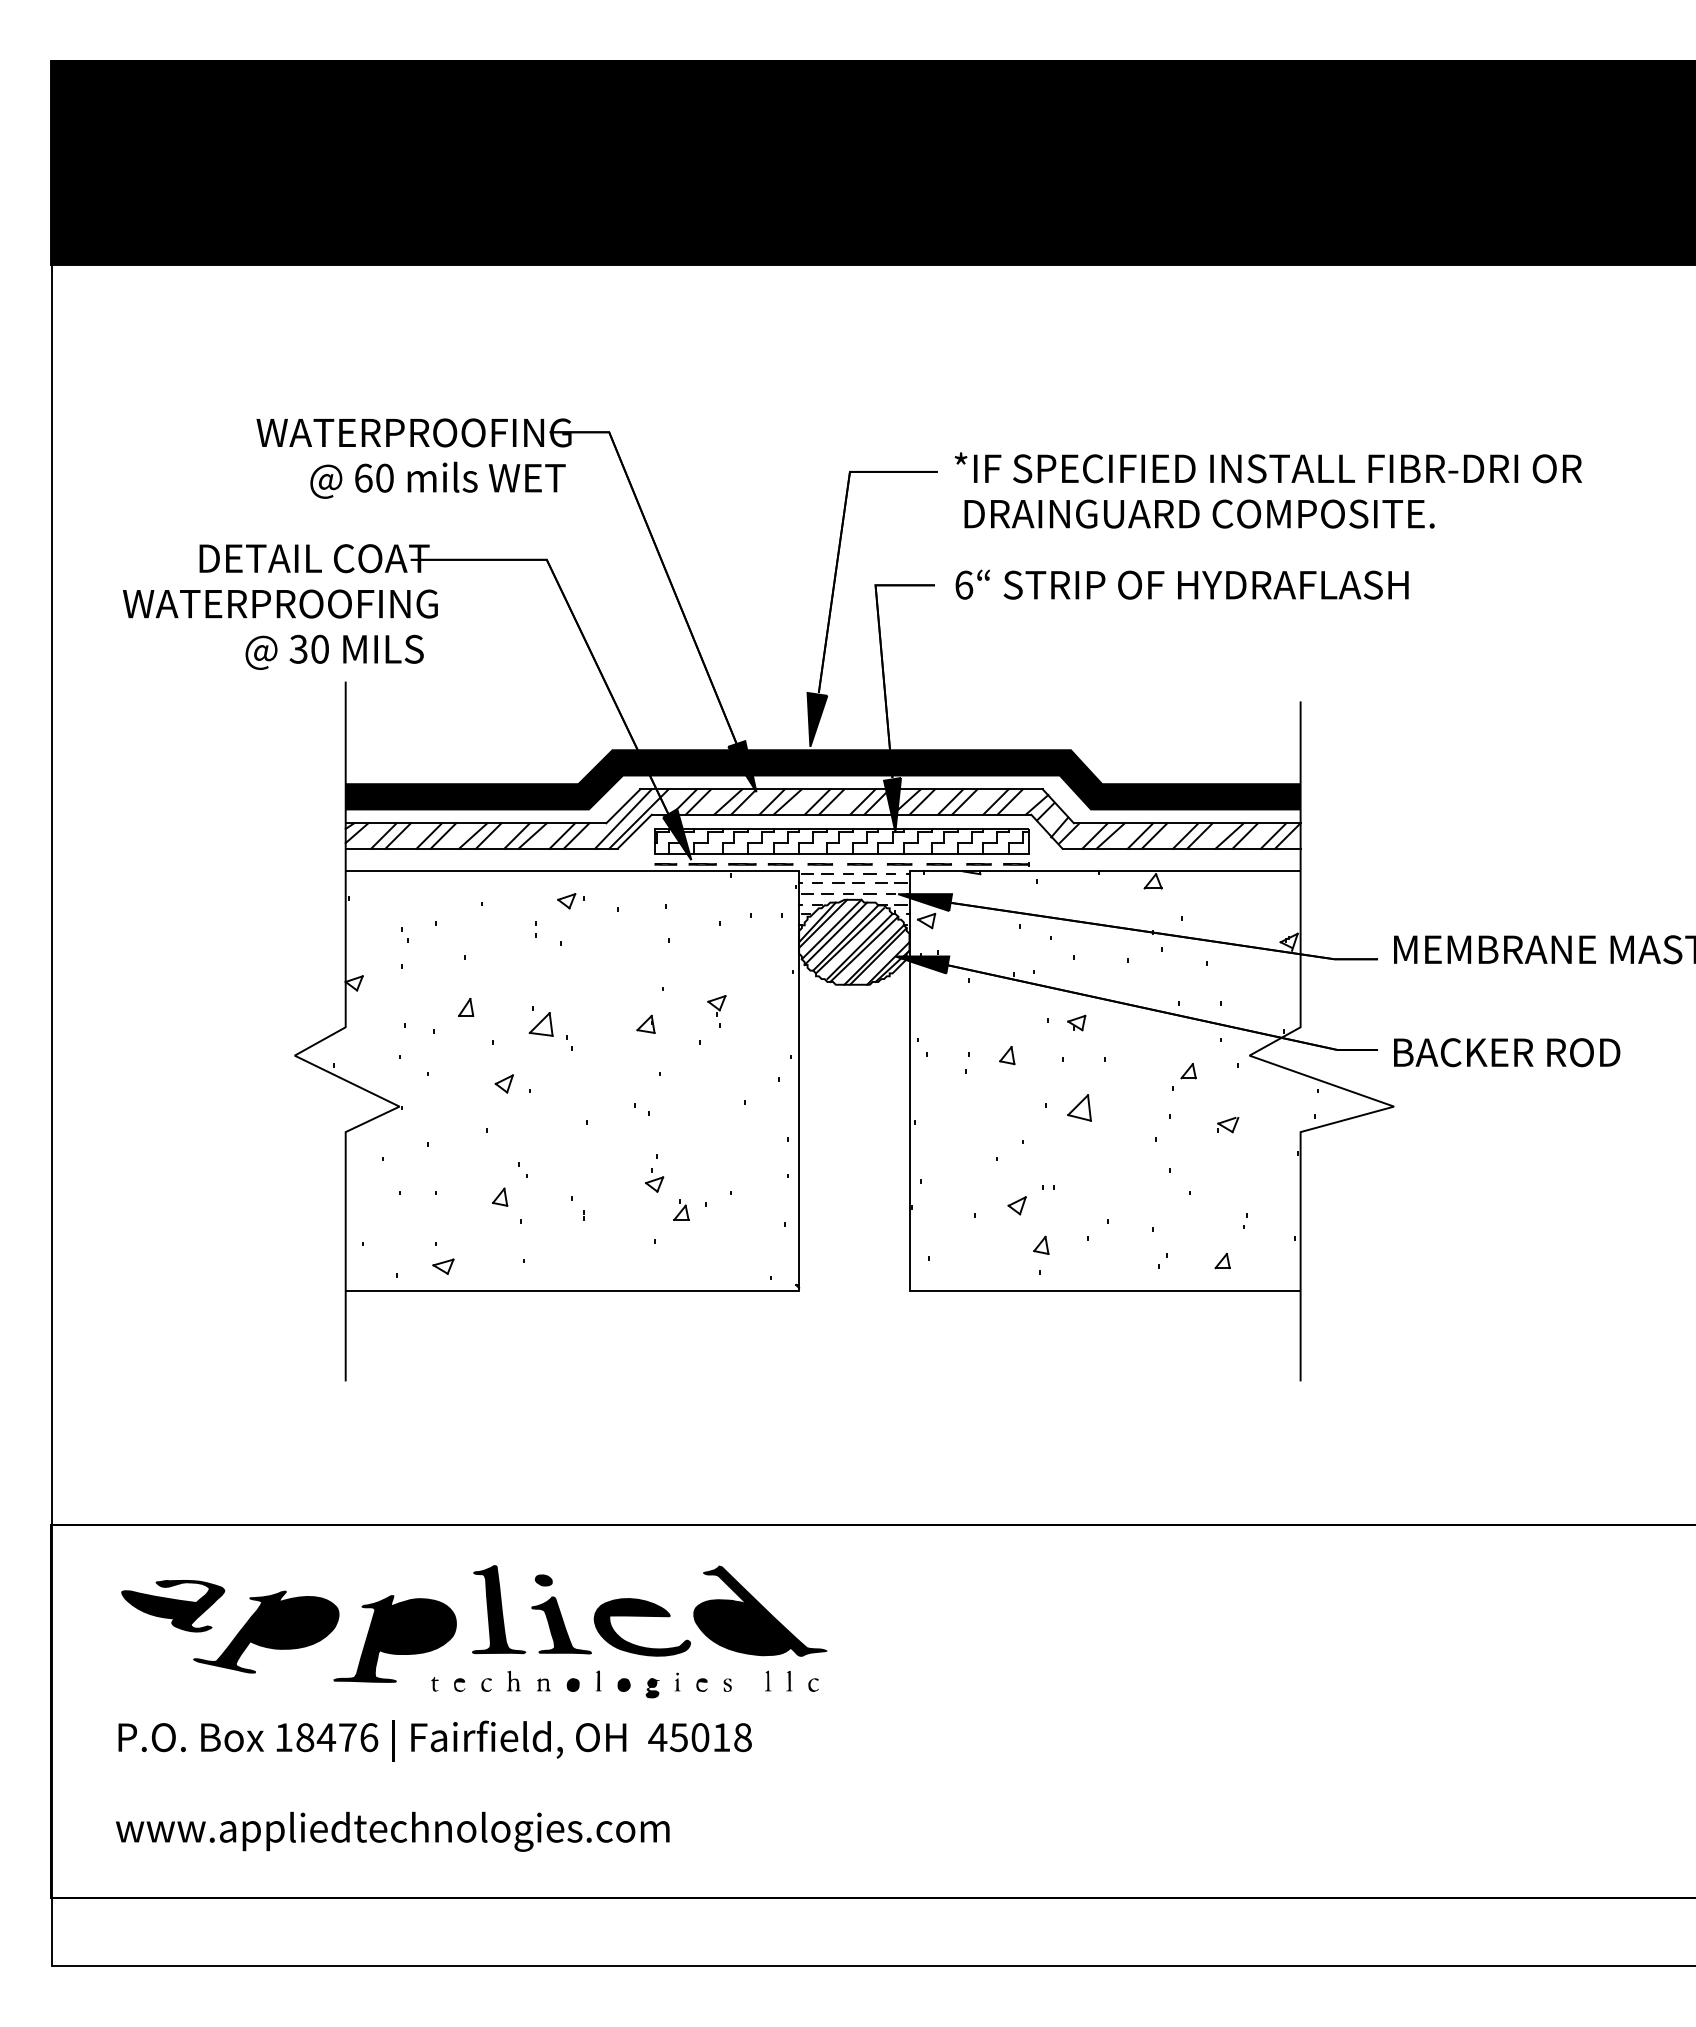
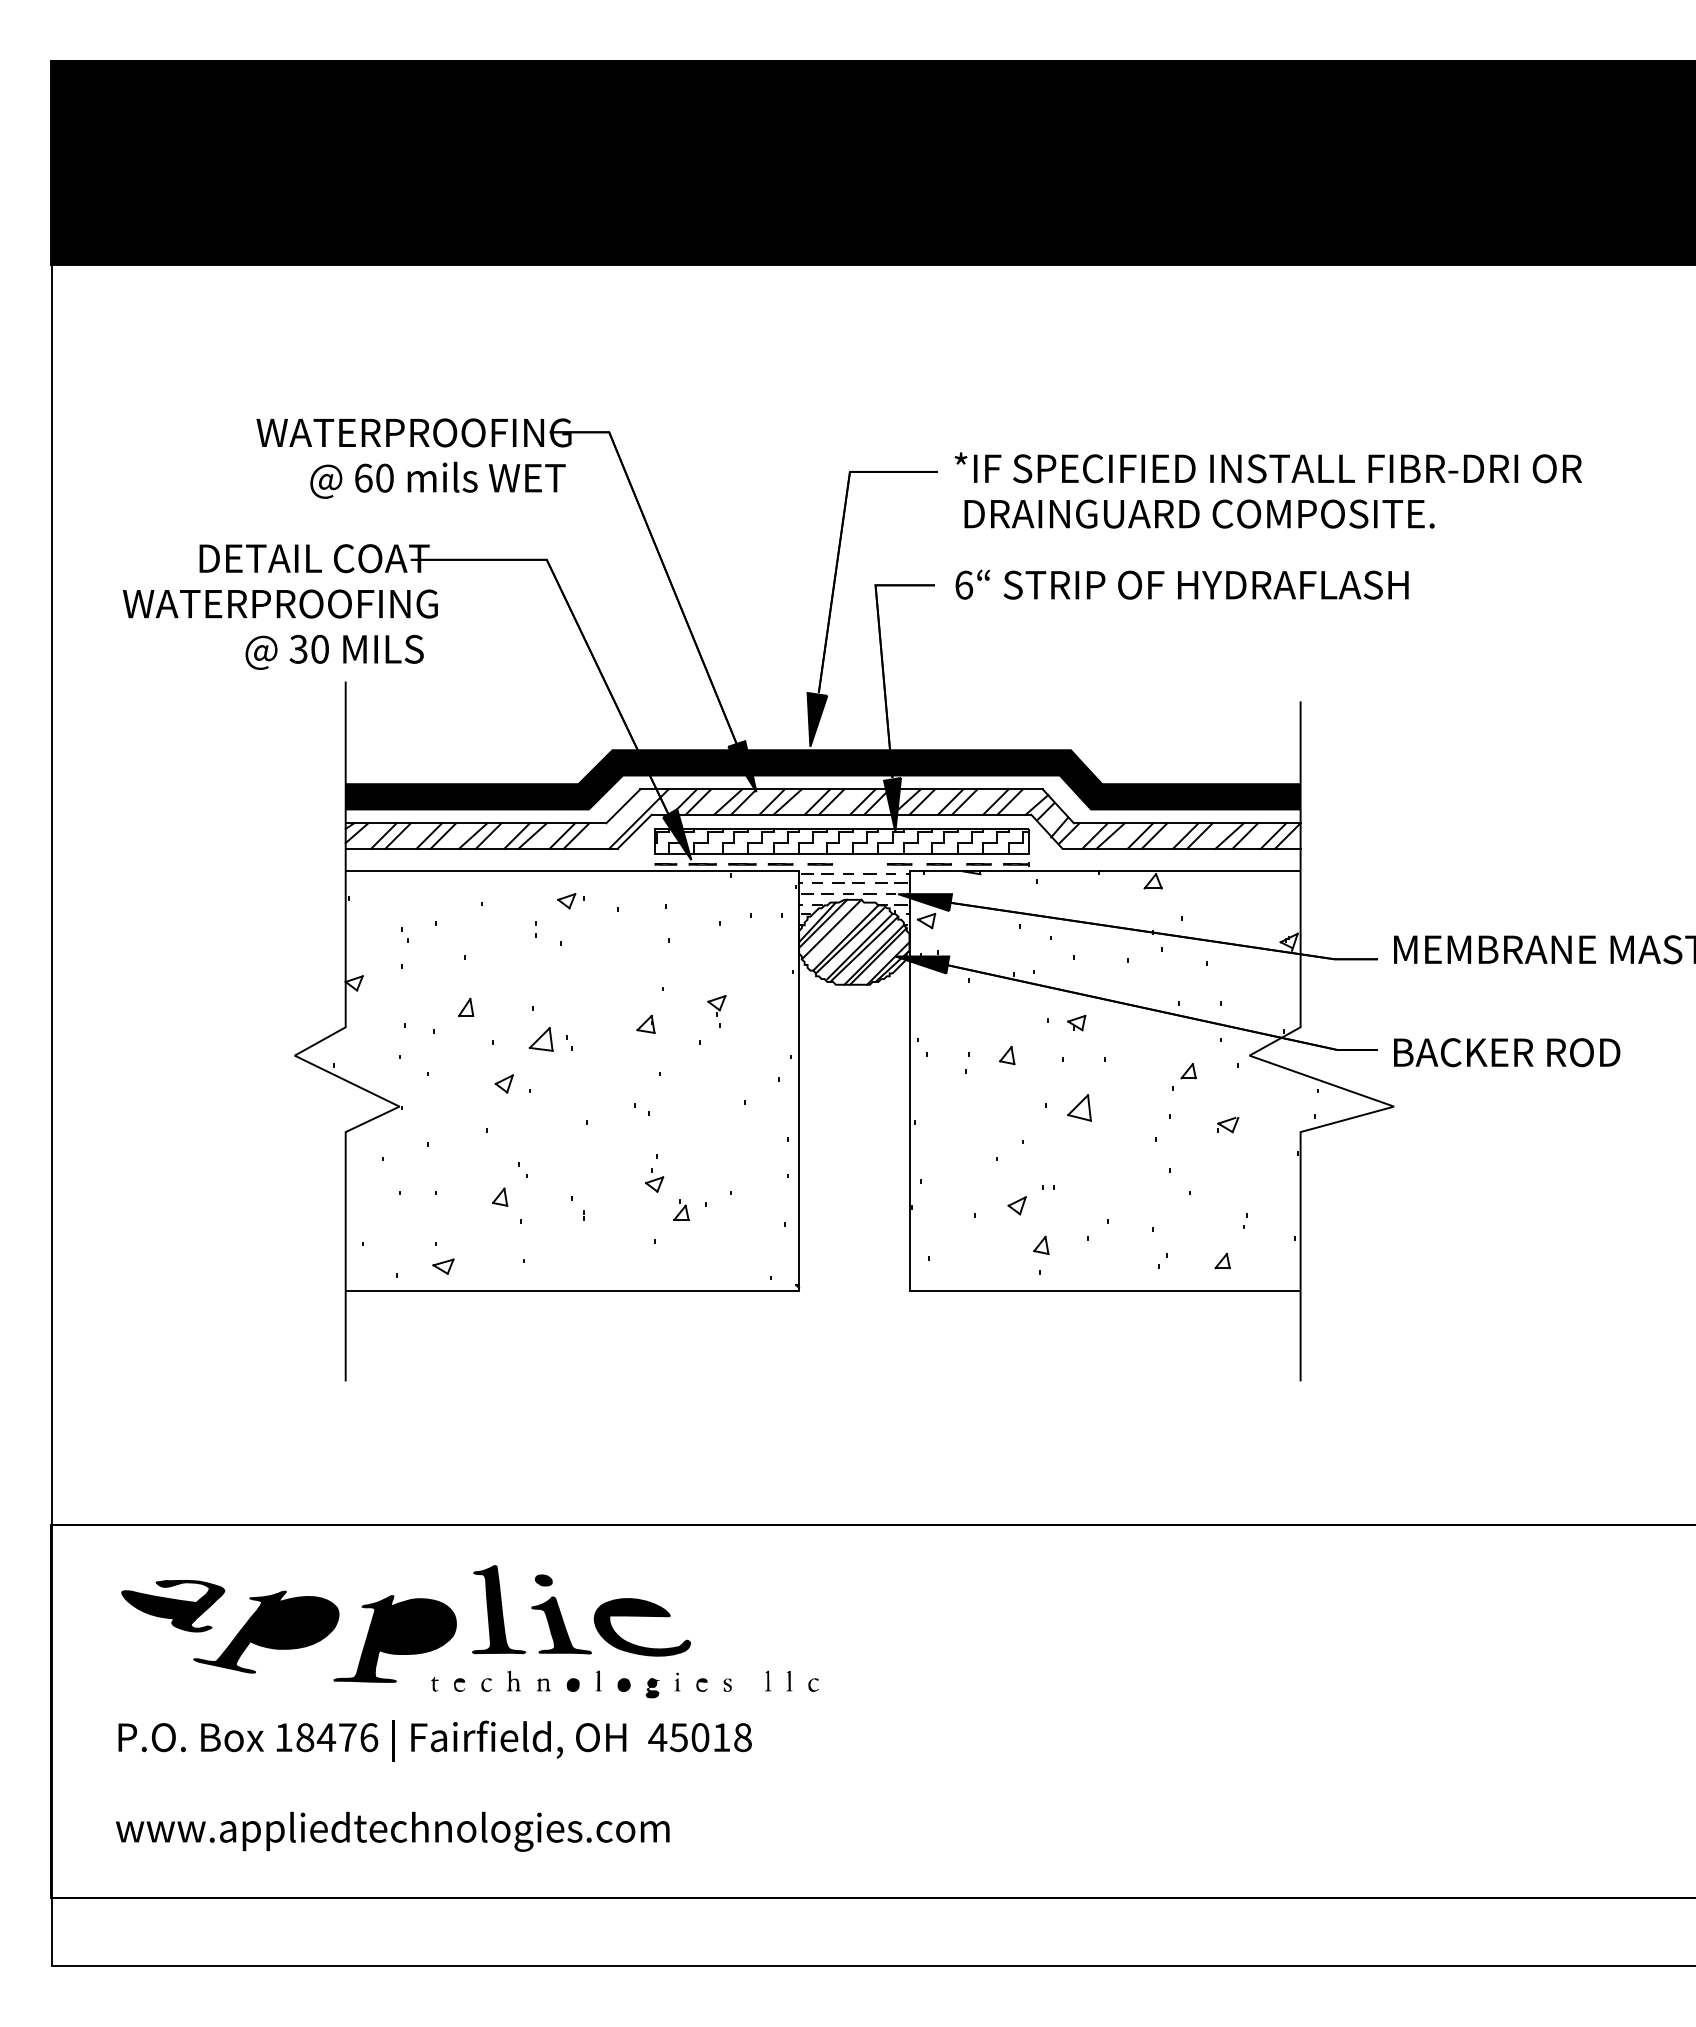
line: present -> none (623, 818)
line: present -> none (859, 864)
line: present -> none (835, 933)
part position: (540, 1024) -> (540, 1039) (540, 1039)
part: present -> none (760, 1610)
